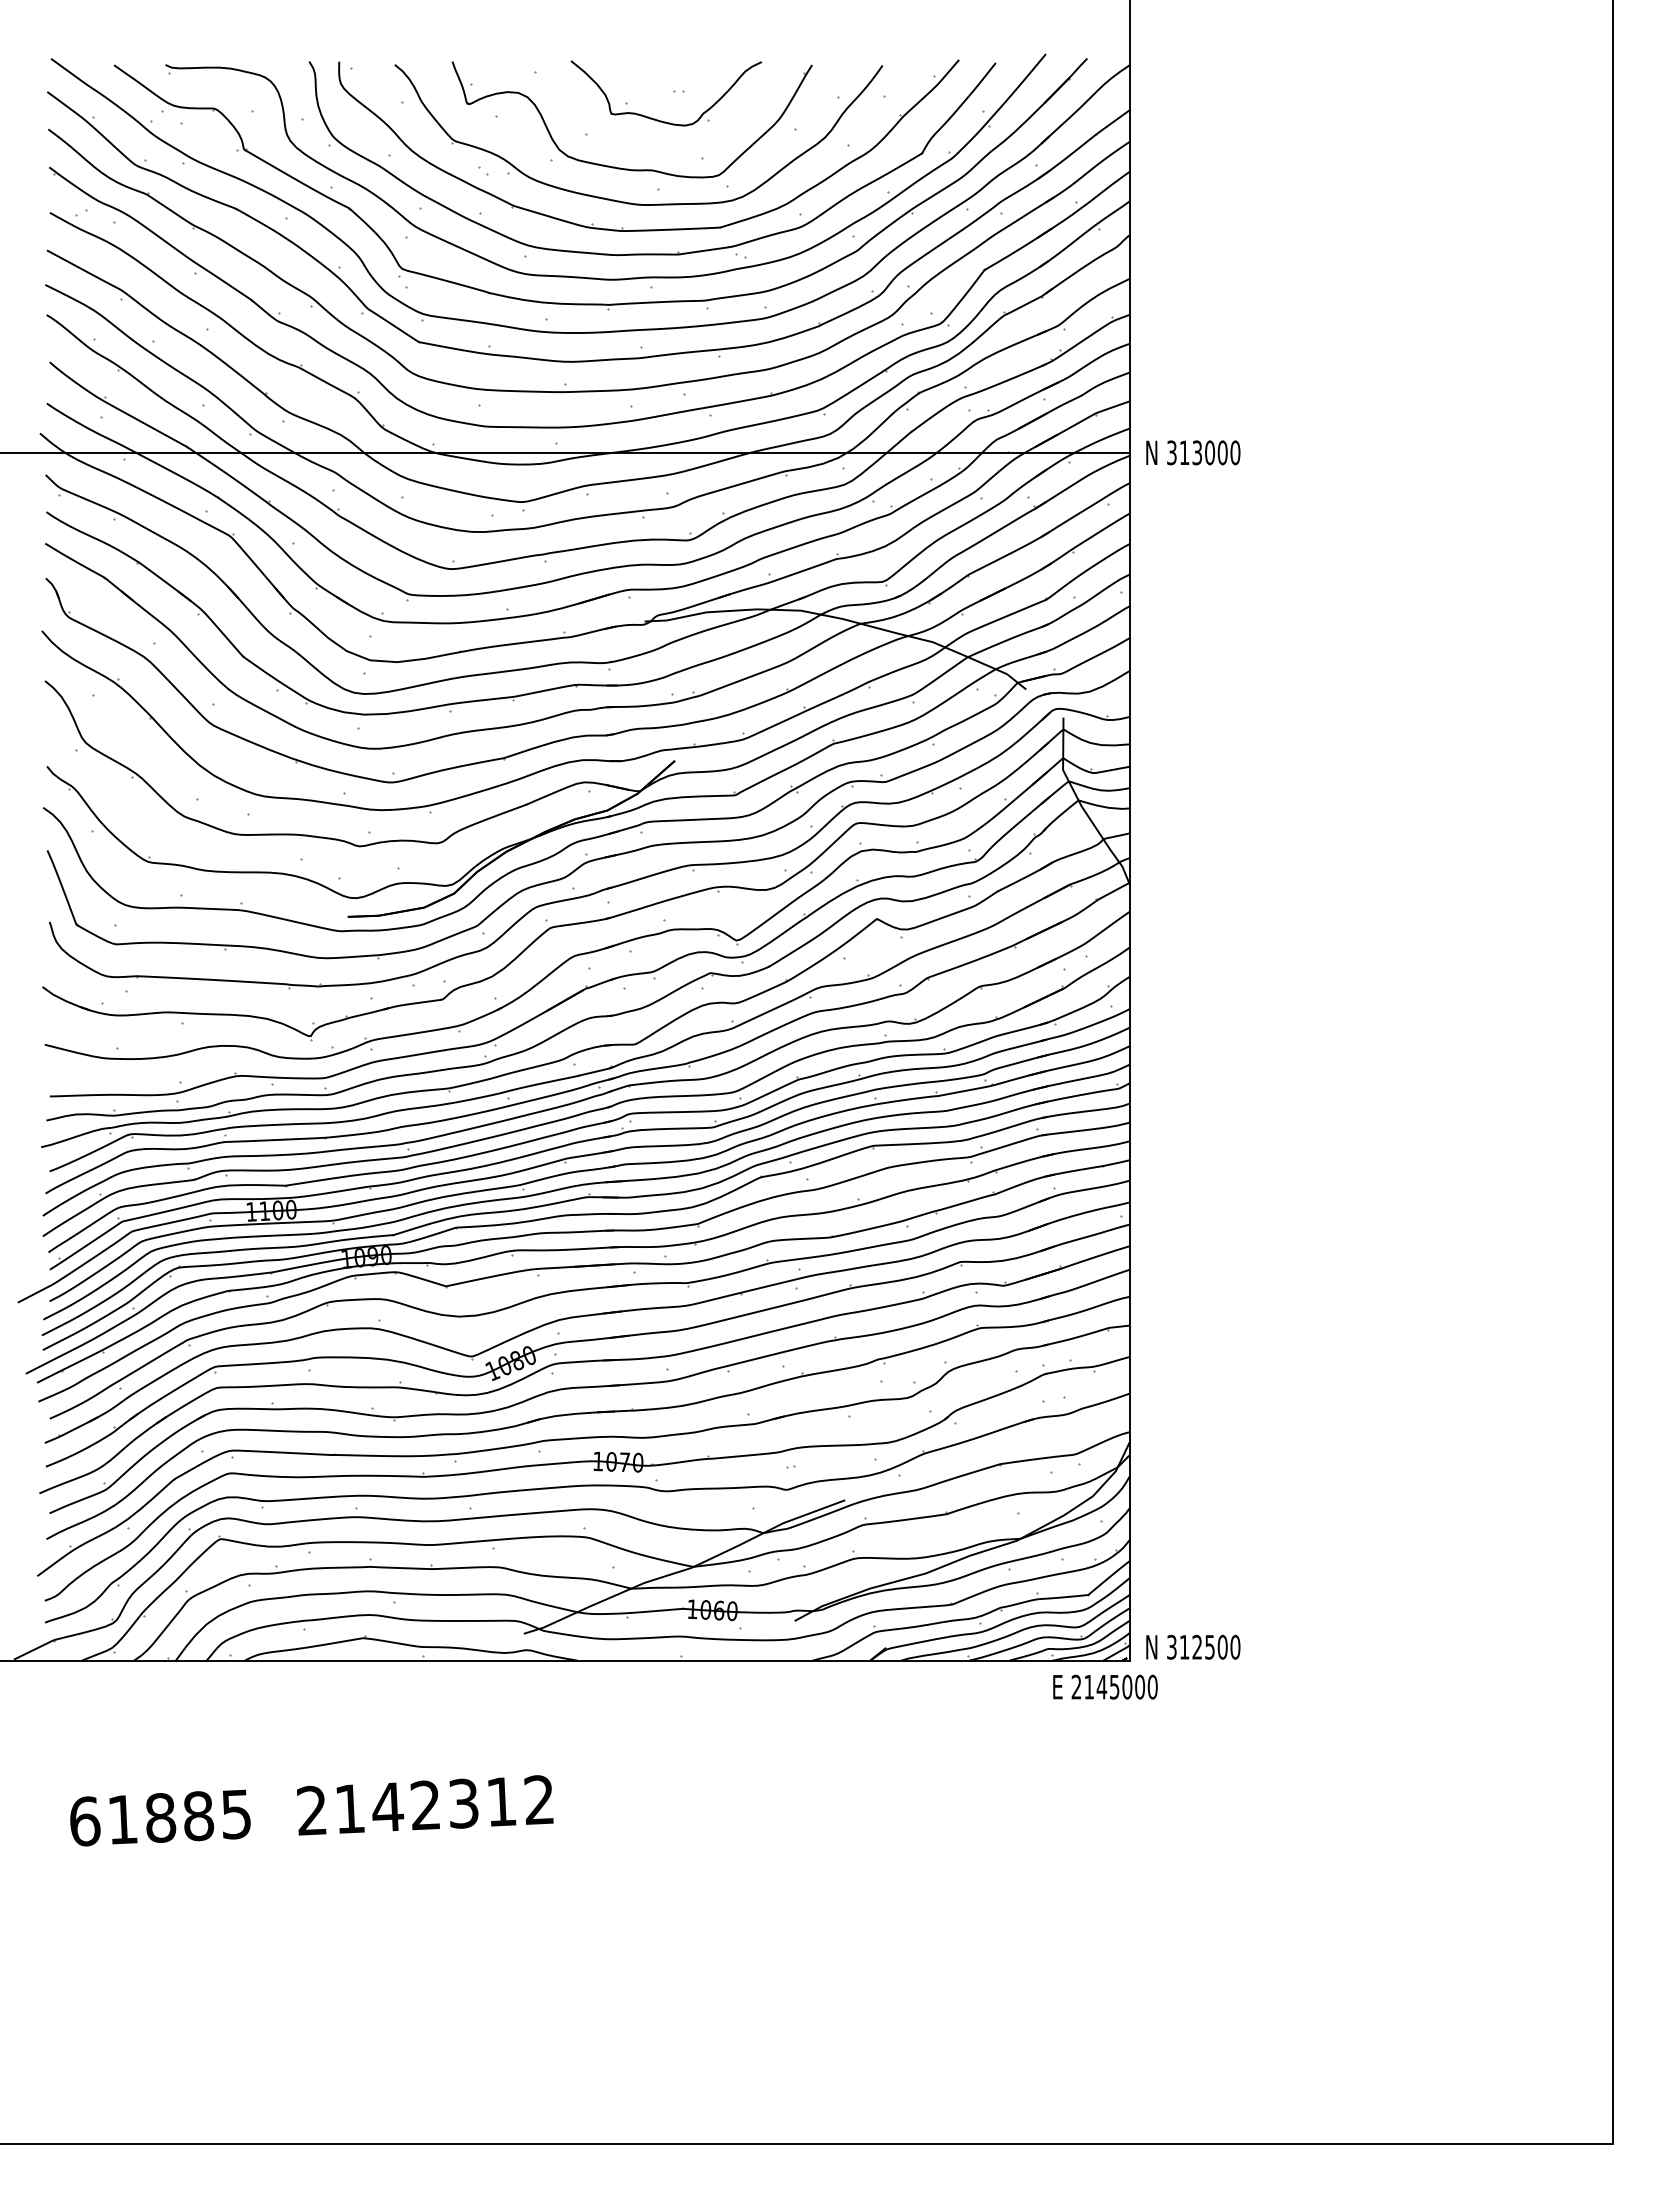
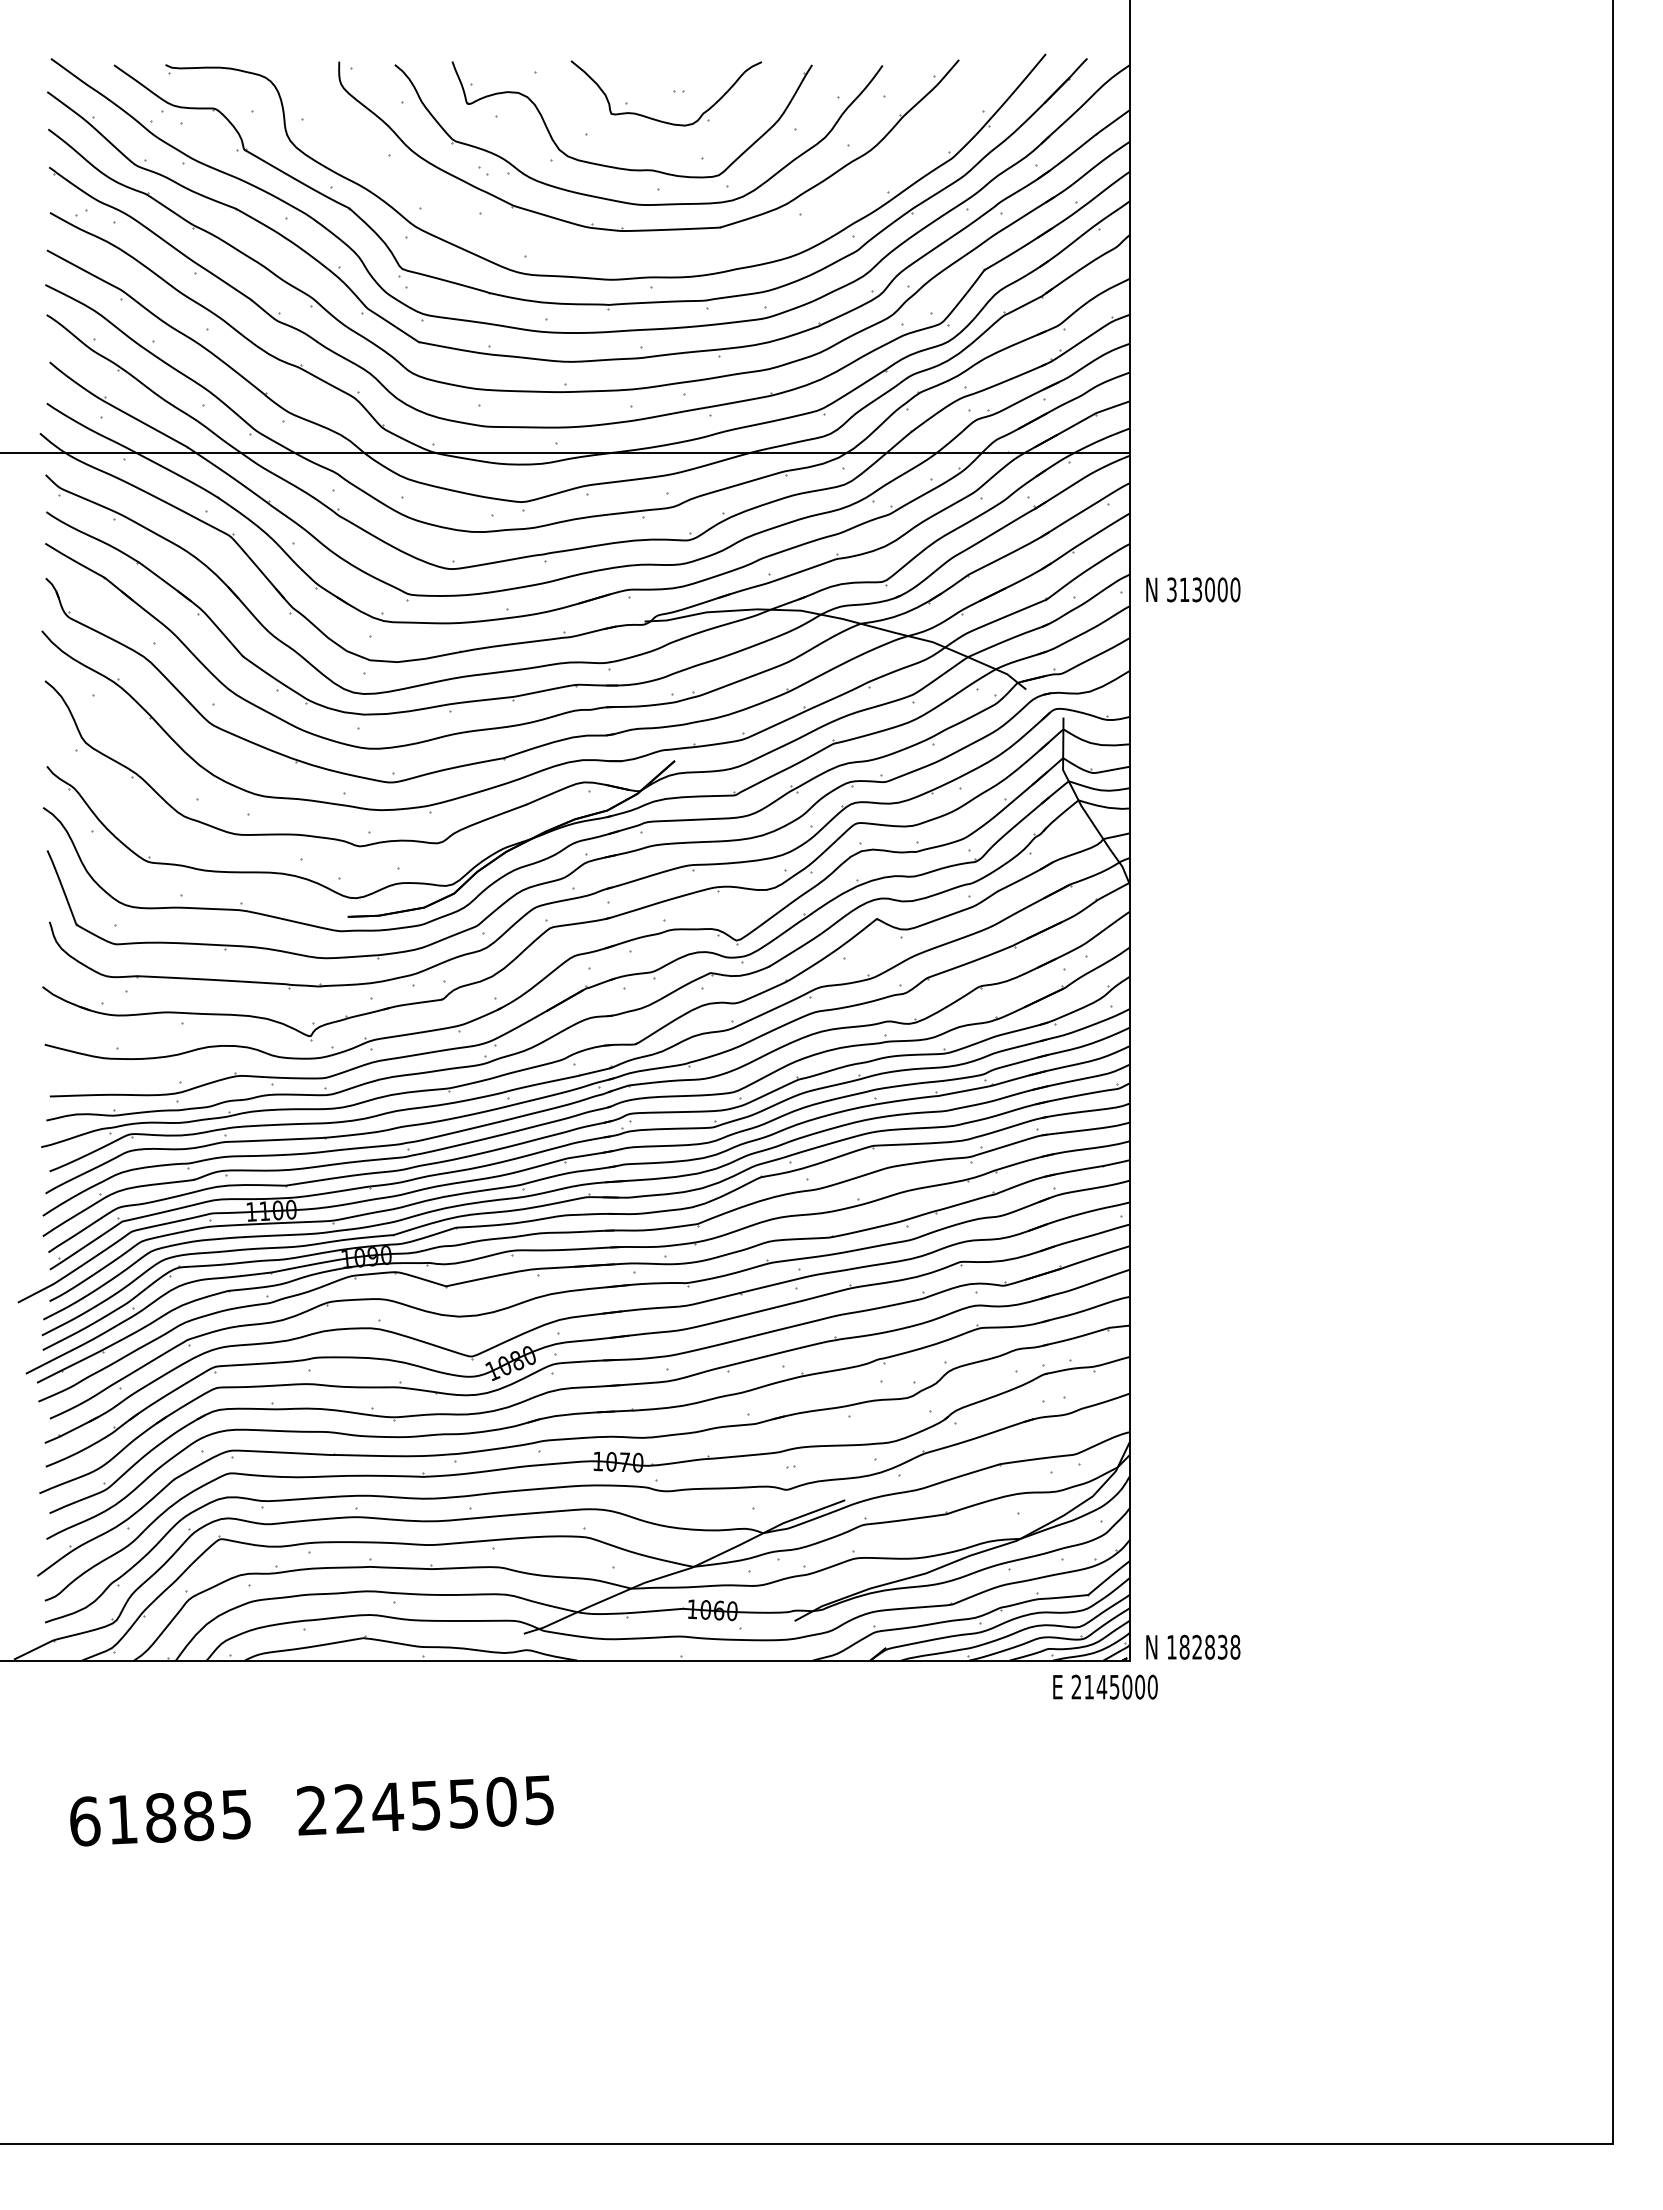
part: present -> none (652, 253)
text position: (1193, 452) -> (1193, 589) (1193, 589)
text: 312500 -> 182838 (1203, 1646)
text: 2142312 -> 2245505 (443, 1804)
